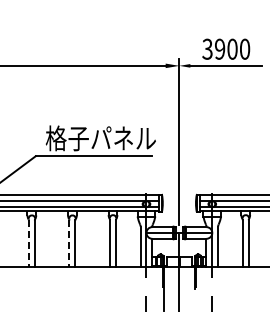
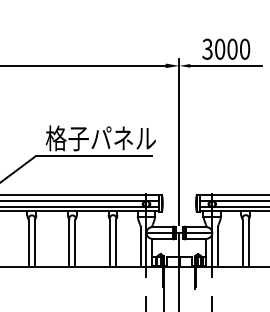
text: 3900 -> 3000 (220, 48)
line: dashed -> solid (28, 244)
line: dashed -> solid (69, 244)
